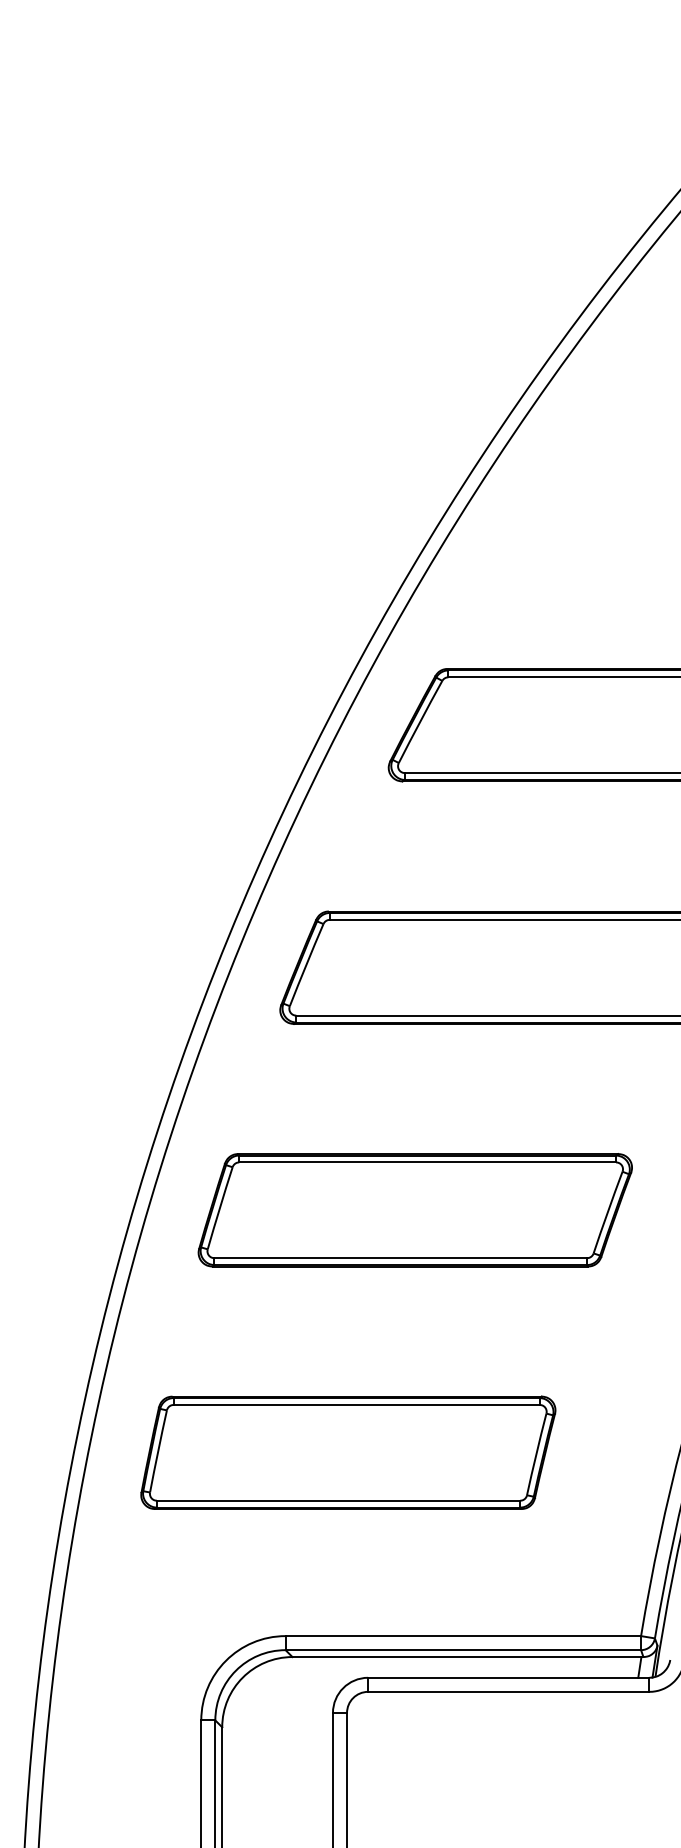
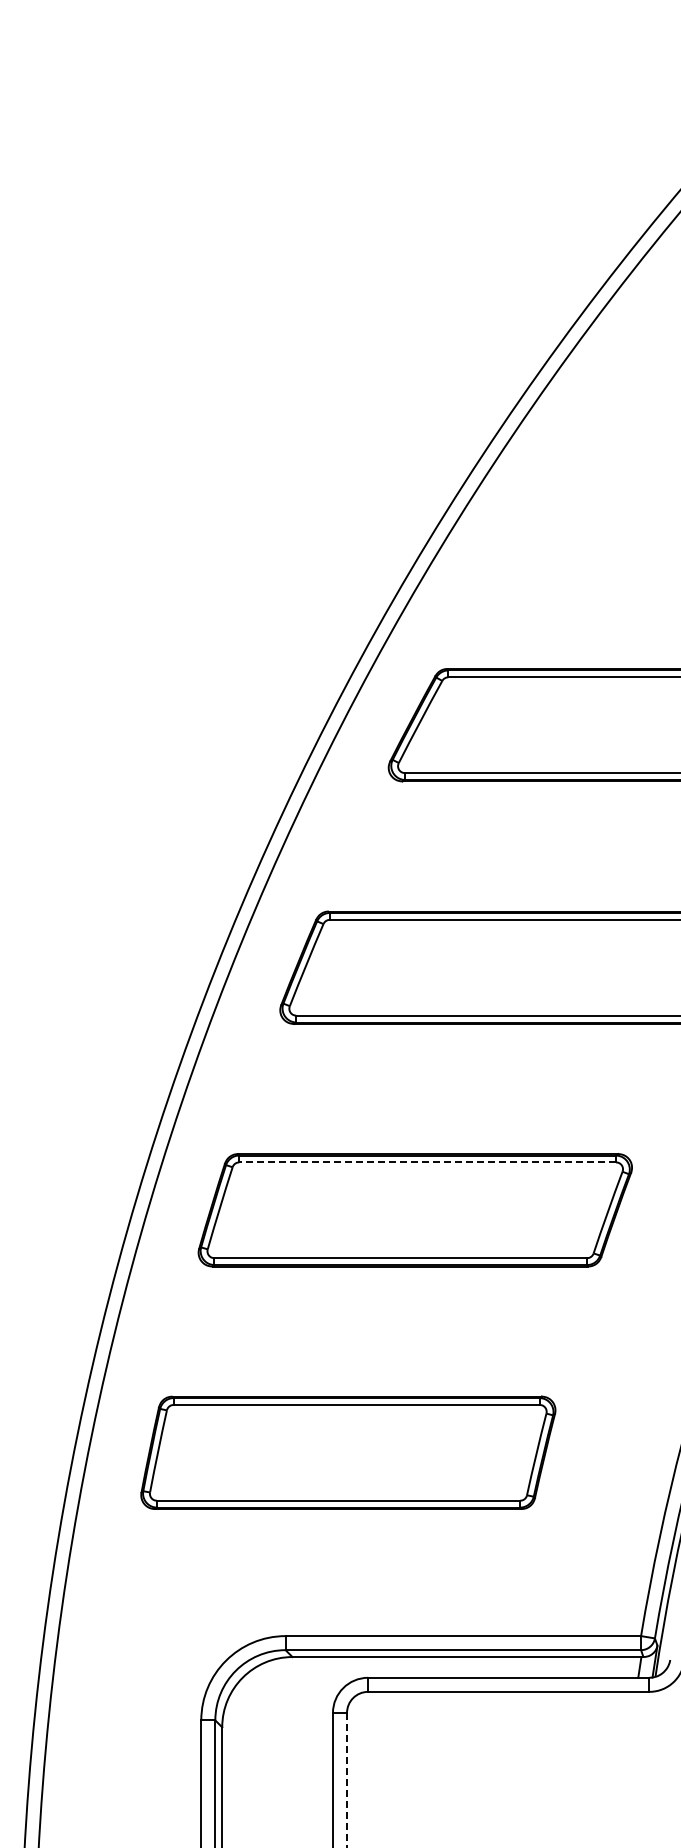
line: solid -> dashed (427, 1162)
line: solid -> dashed (347, 1780)
